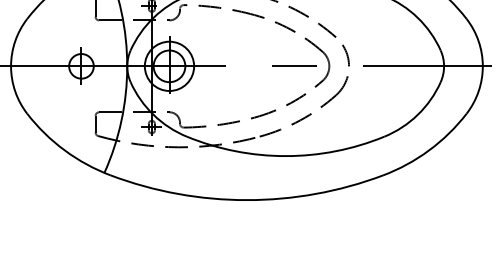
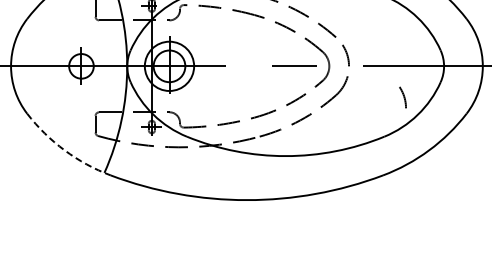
arc: none -> present (403, 97)
arc: solid -> dashed (64, 150)
